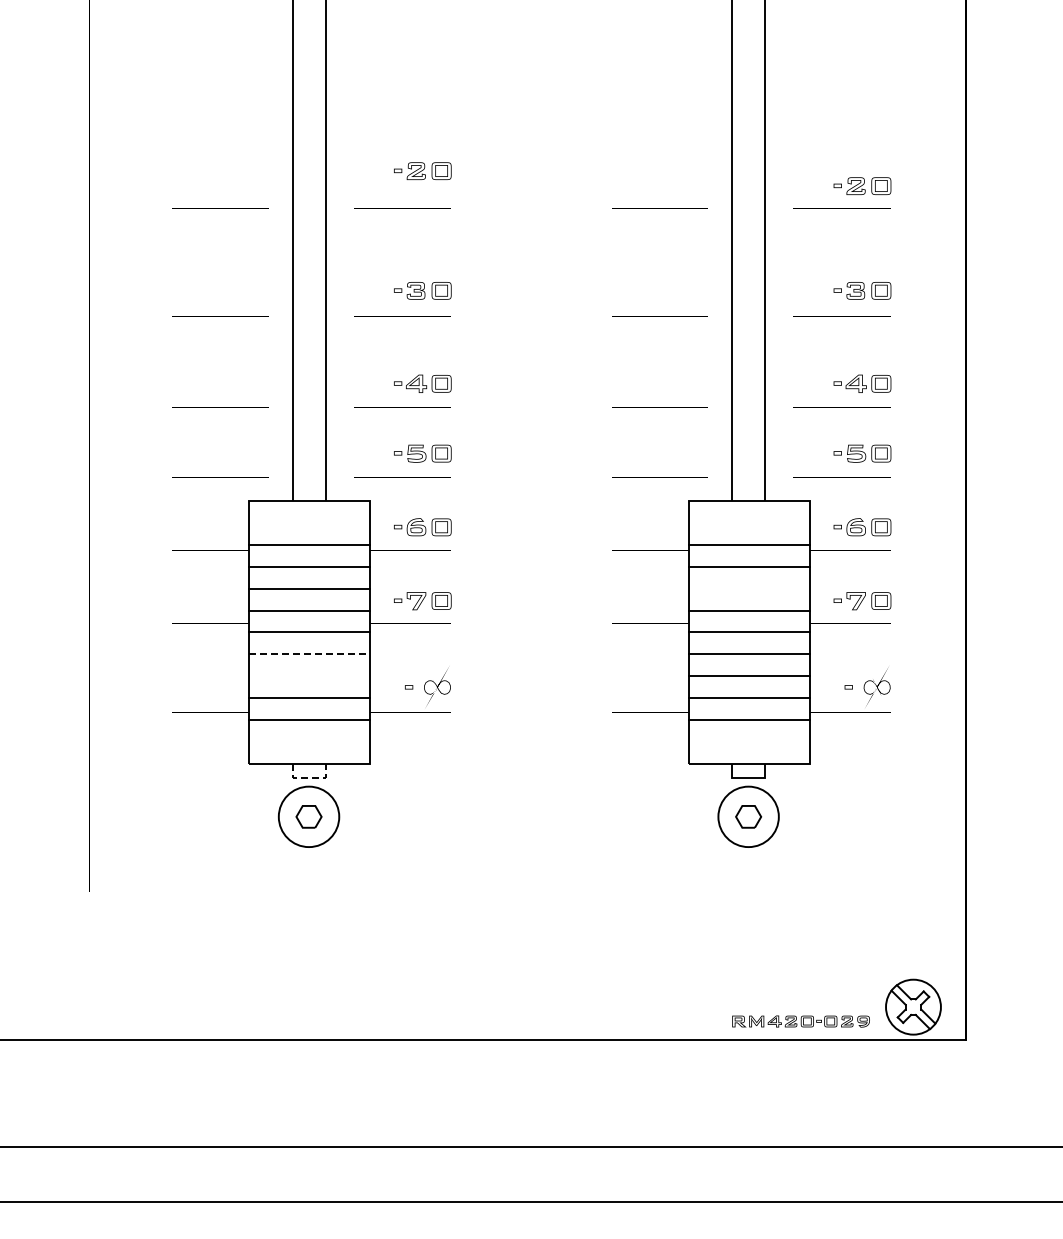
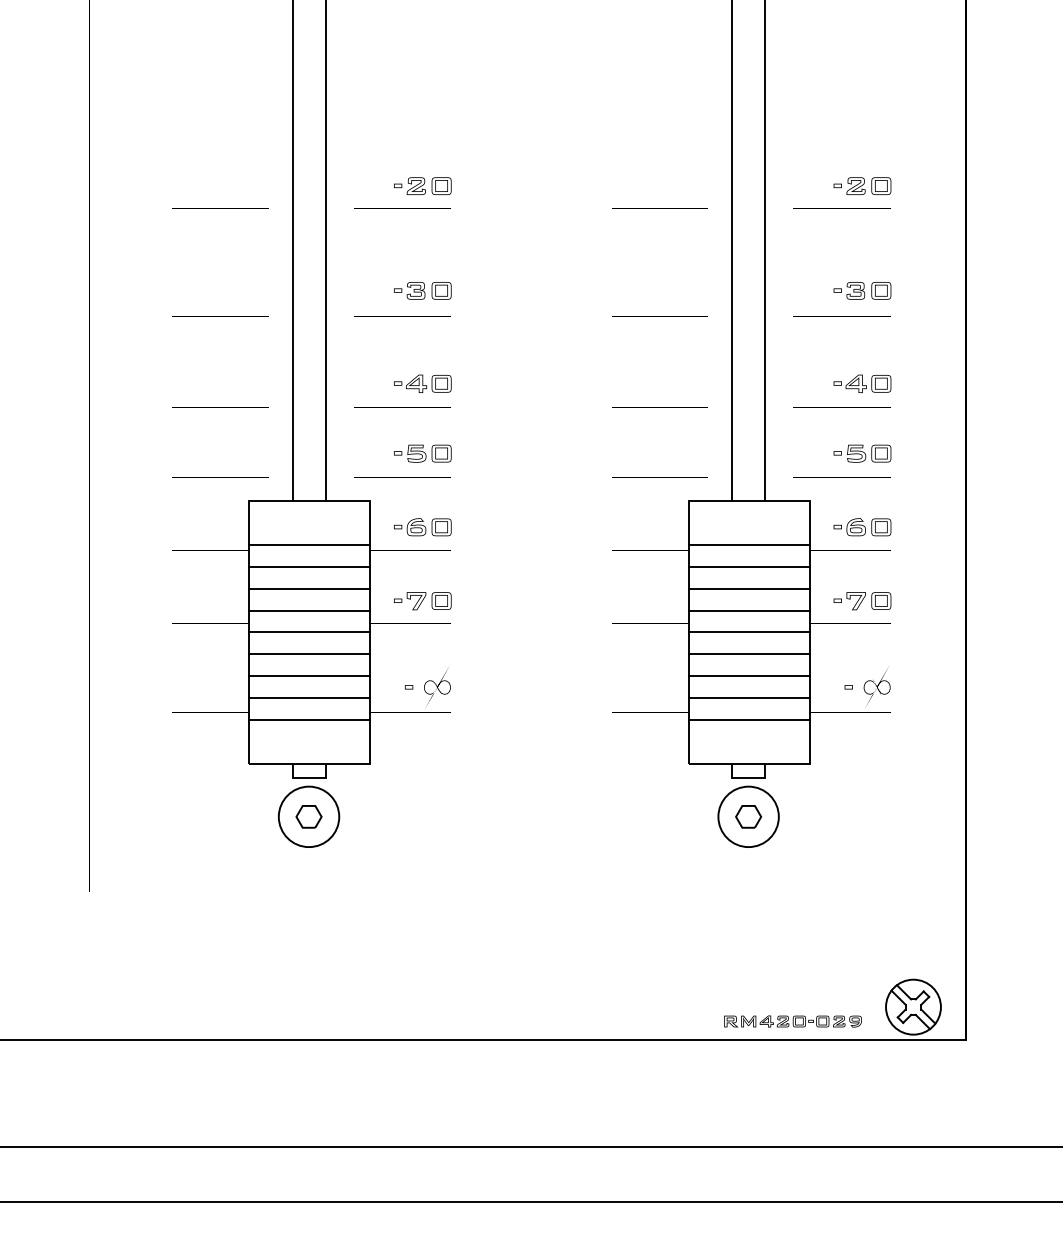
part position: (422, 170) -> (422, 185) (422, 185)
line: none -> present (748, 588)
line: dashed -> solid (309, 654)
line: none -> present (309, 676)
line: dashed -> solid (309, 778)
part position: (800, 1021) -> (792, 1021) (792, 1021)
